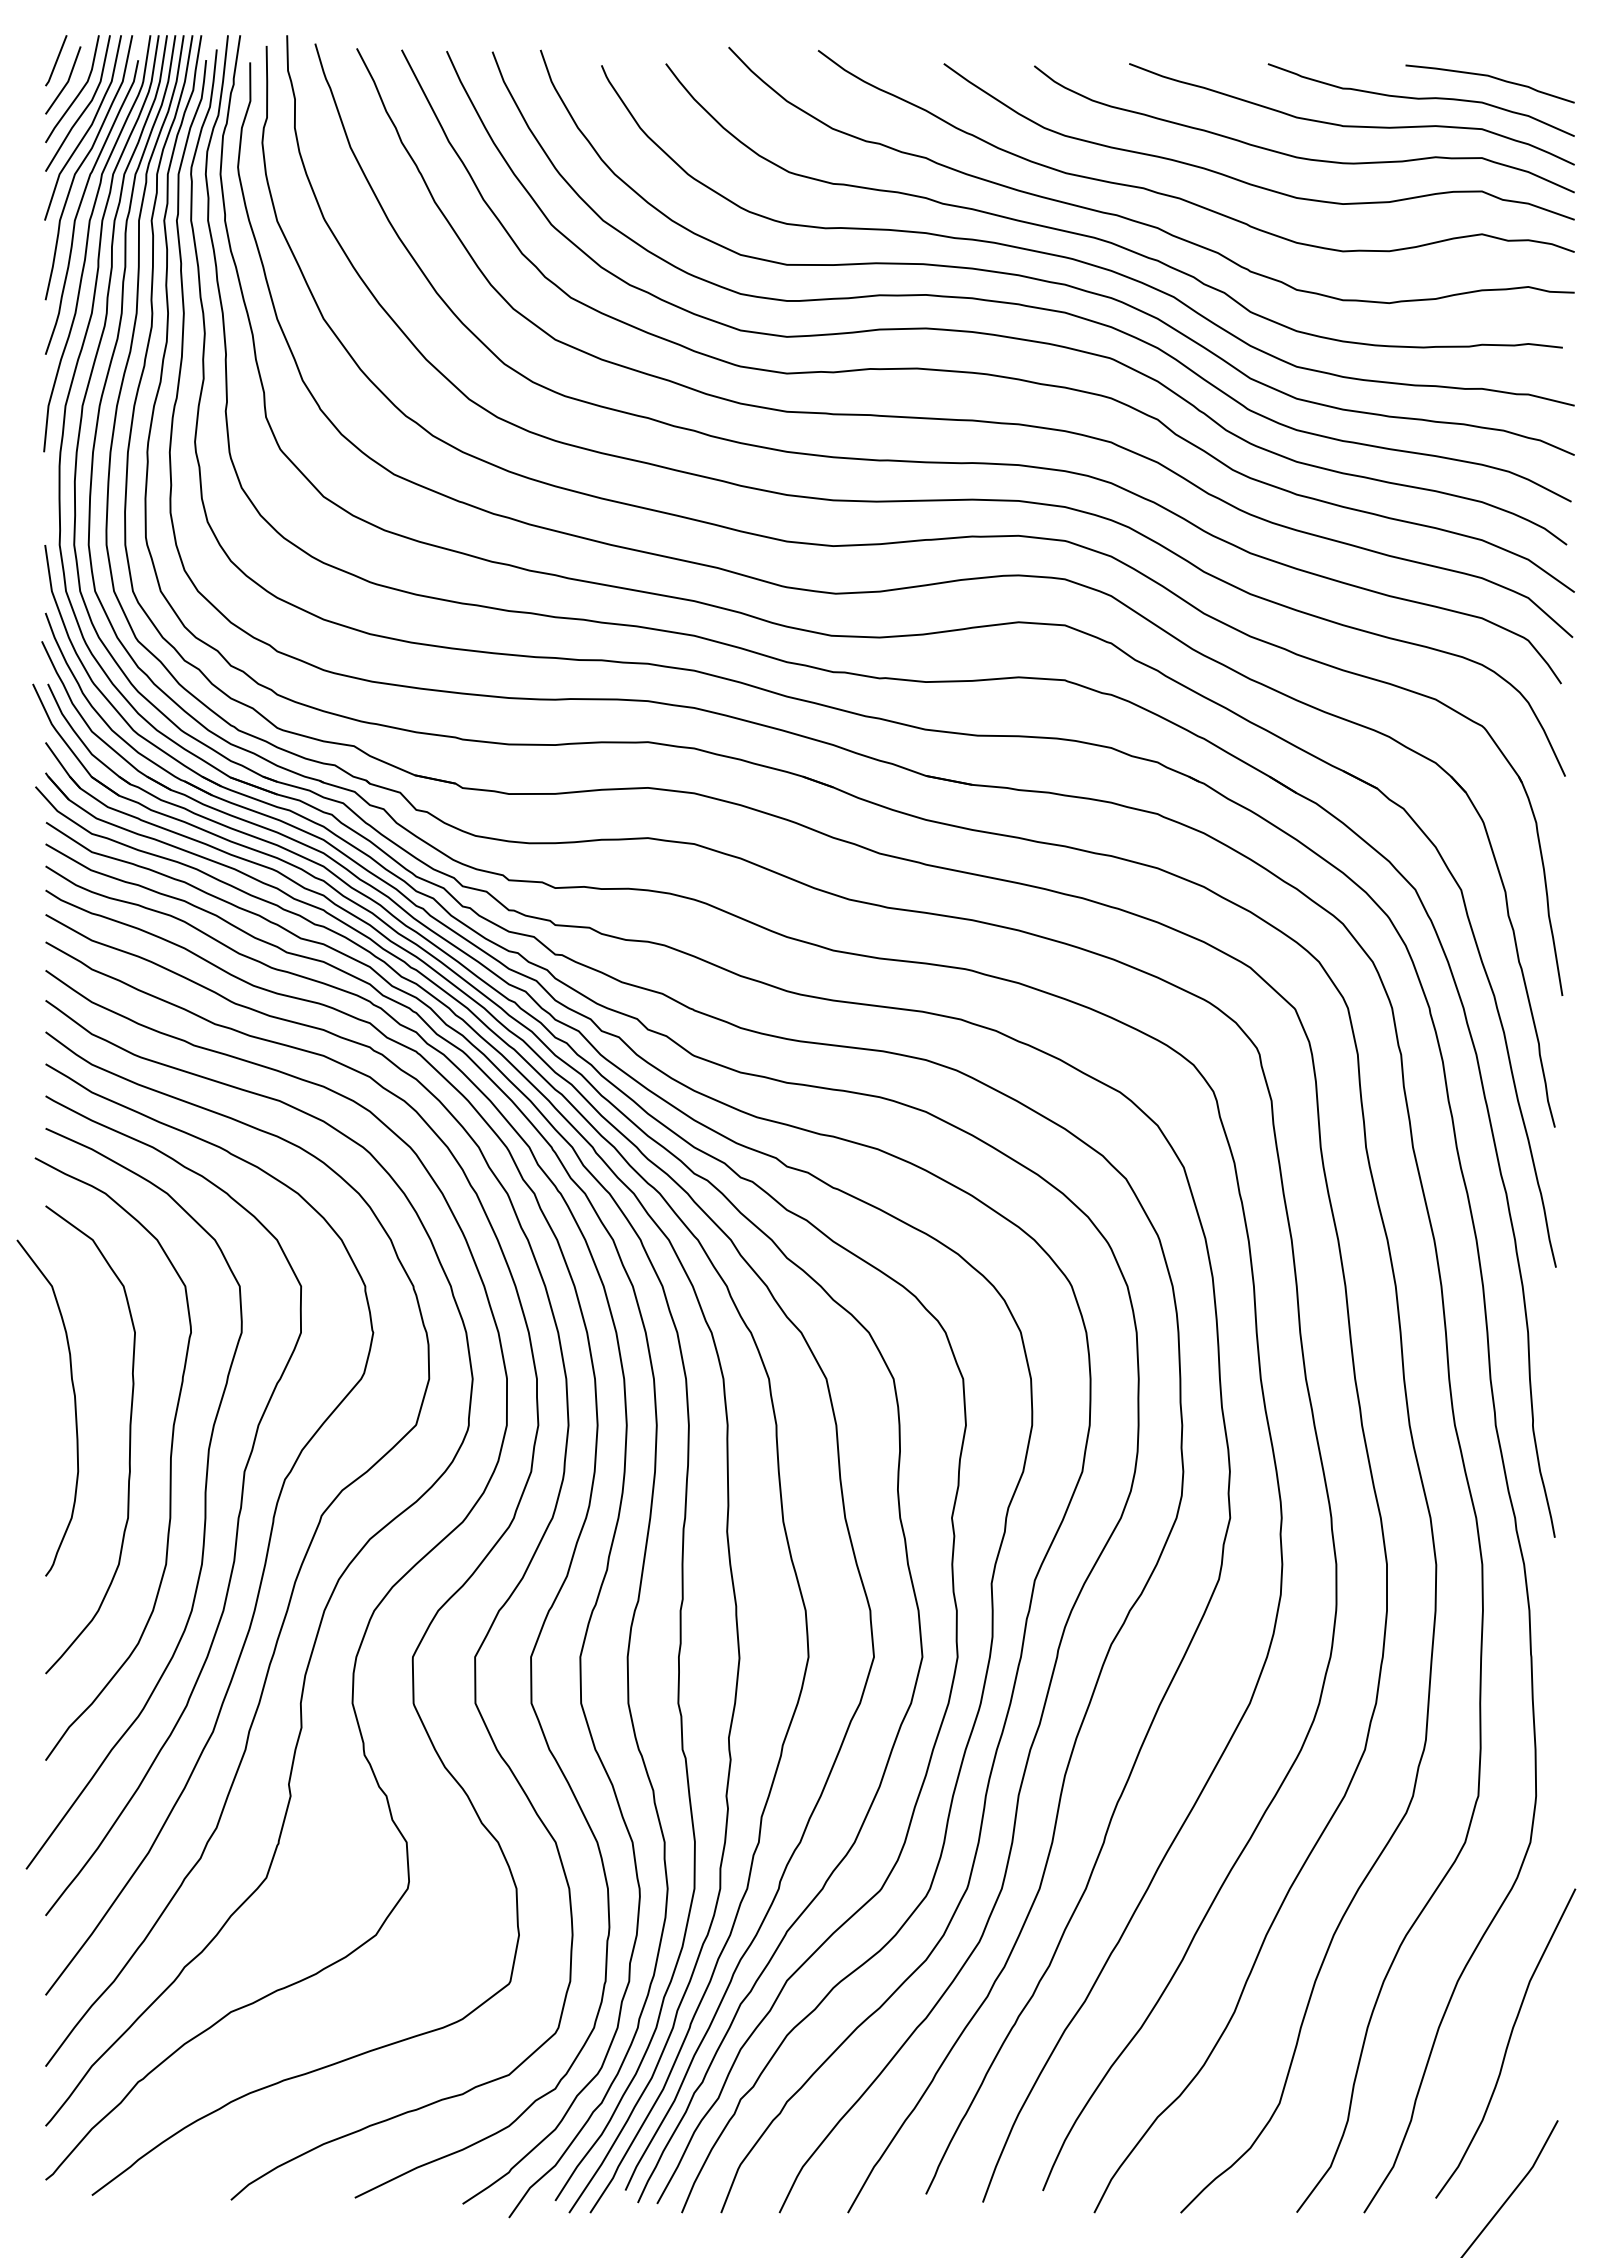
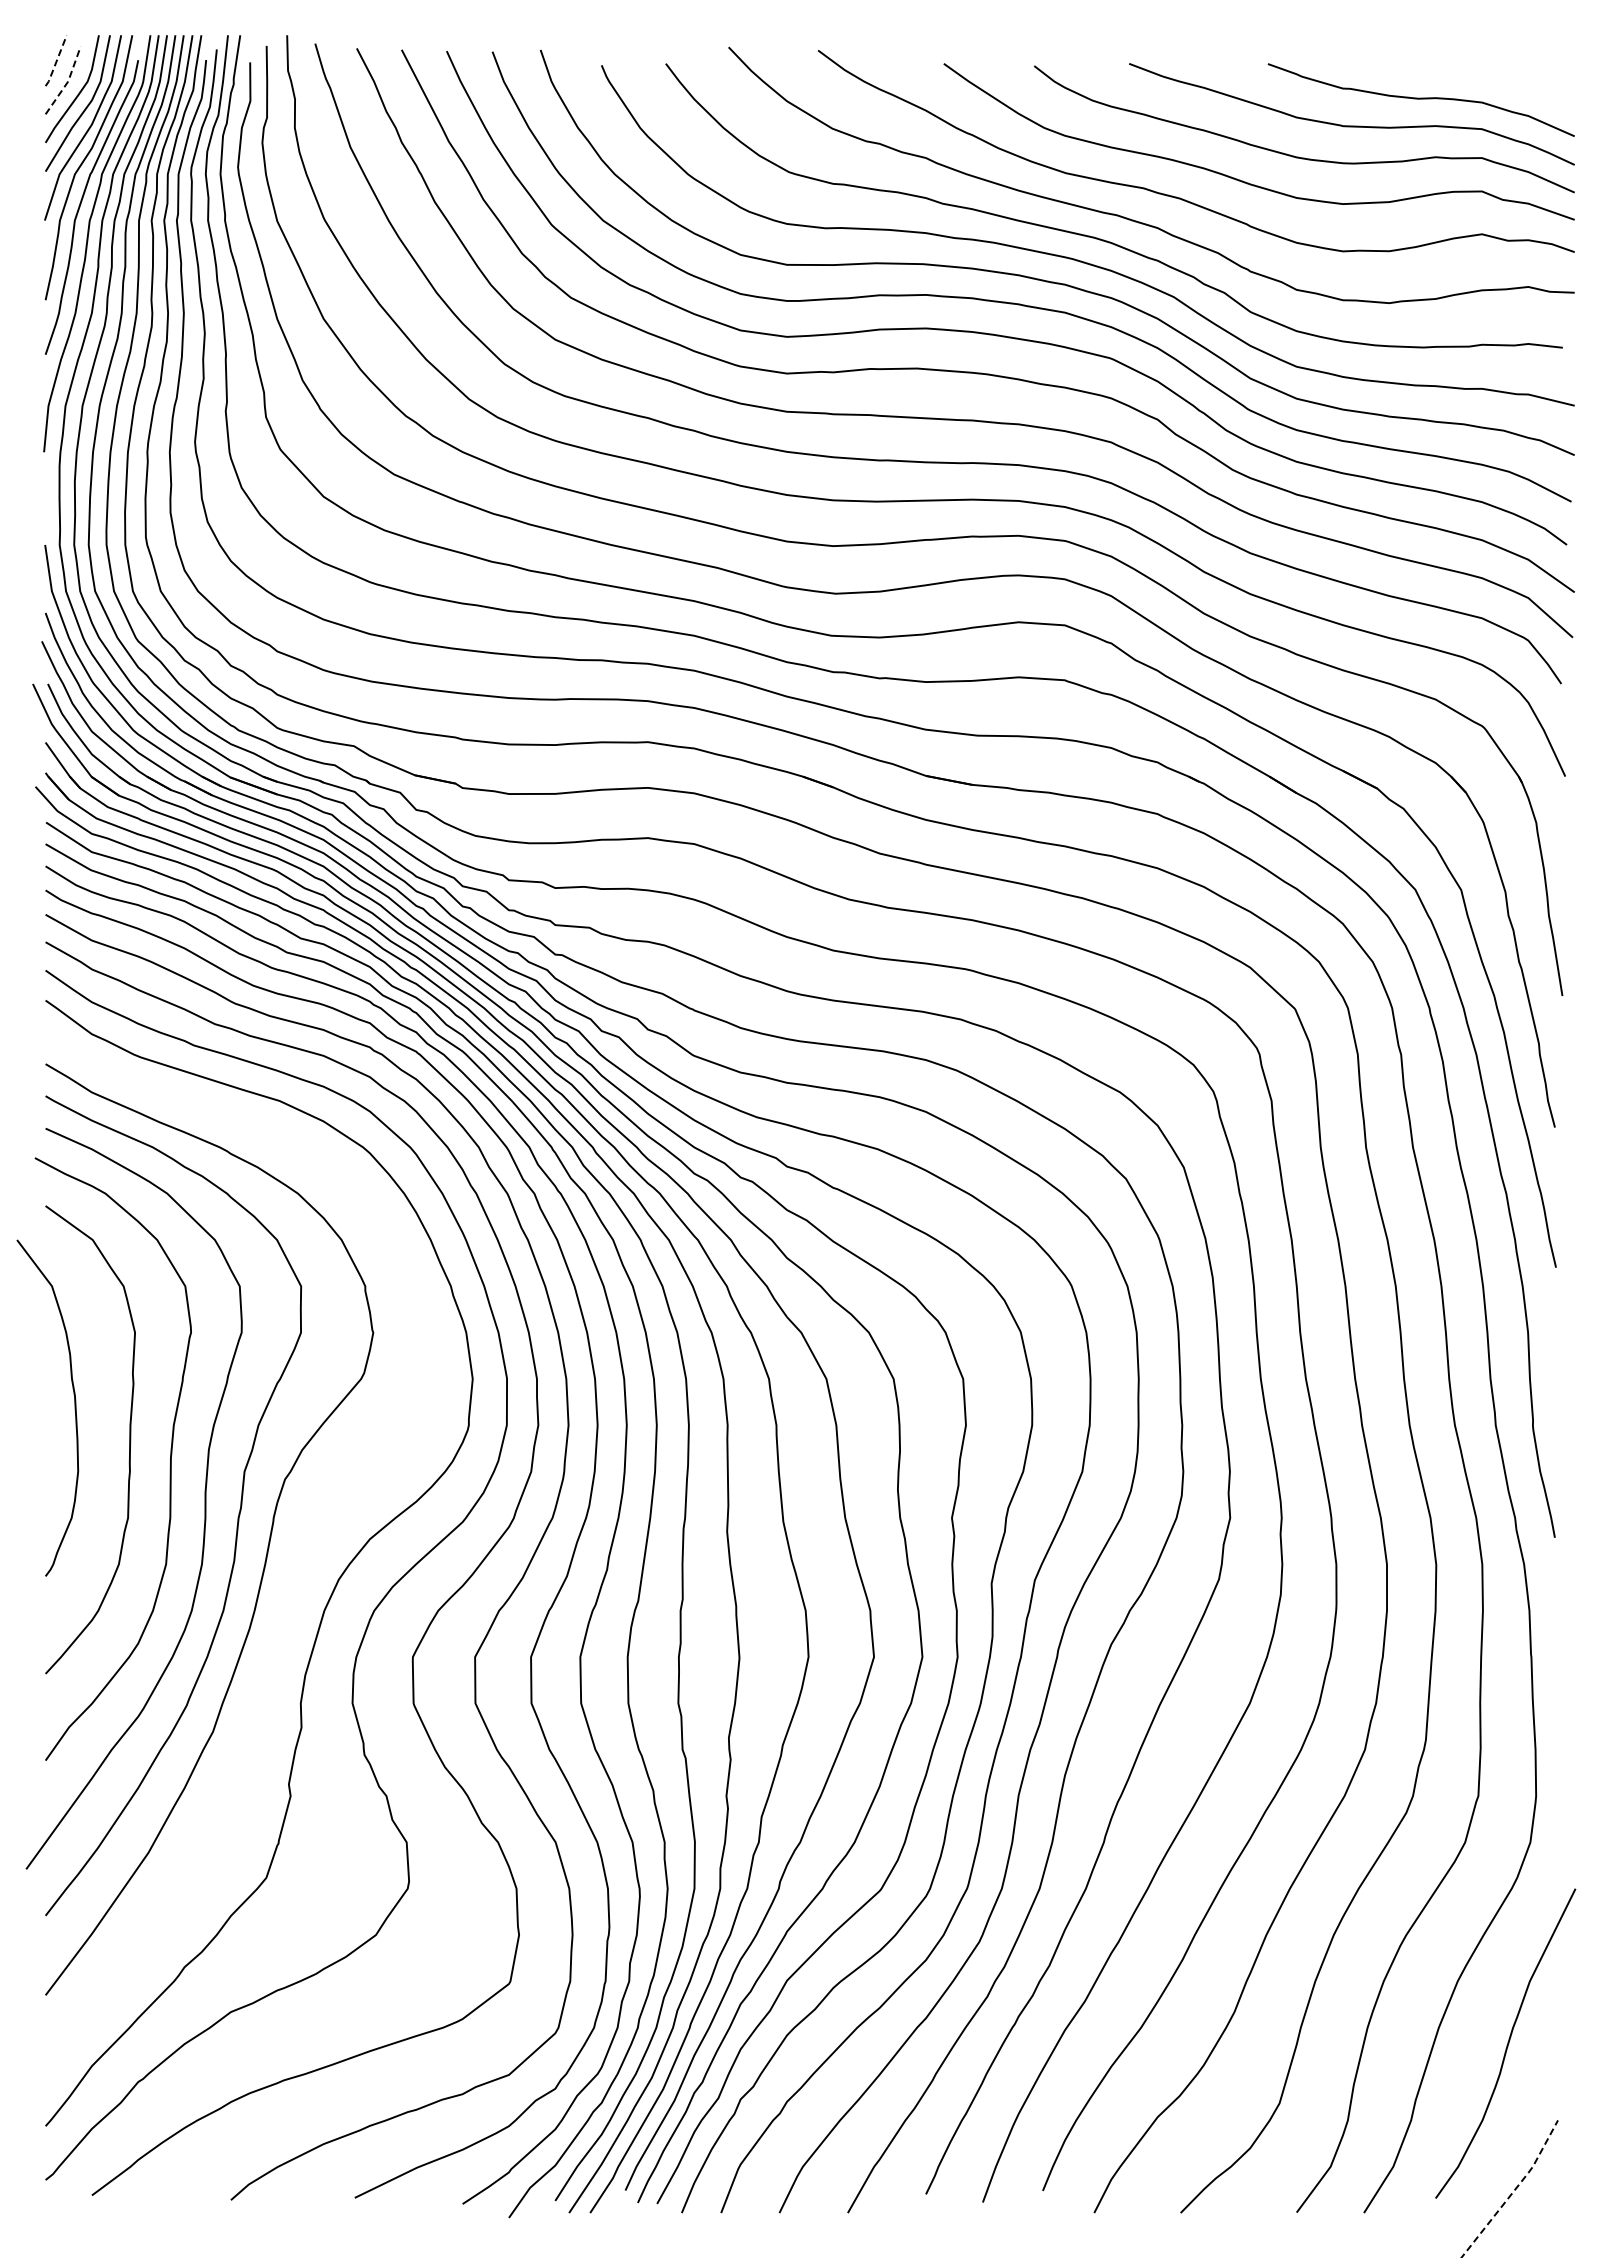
line: solid -> dashed (56, 61)
curve: present -> none (1489, 77)
line: solid -> dashed (68, 81)
curve: present -> none (297, 1572)
line: solid -> dashed (1514, 2190)
